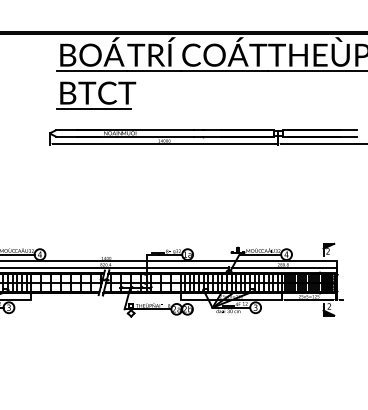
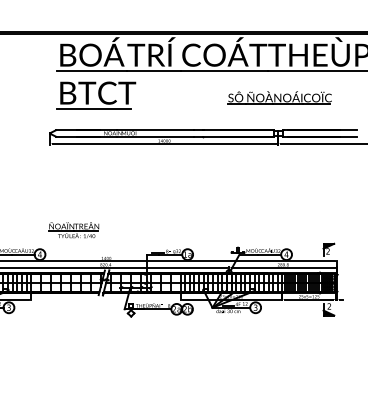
part: none -> present (279, 97)
part: none -> present (73, 230)
